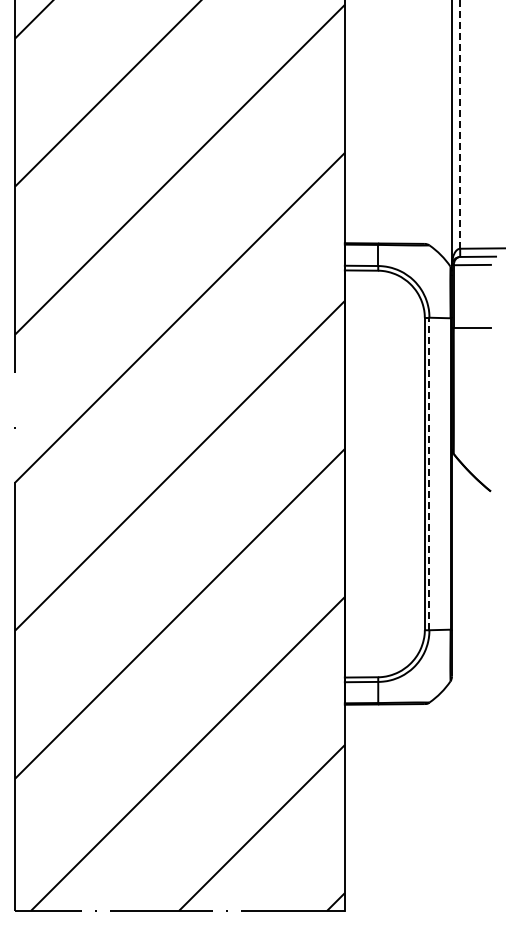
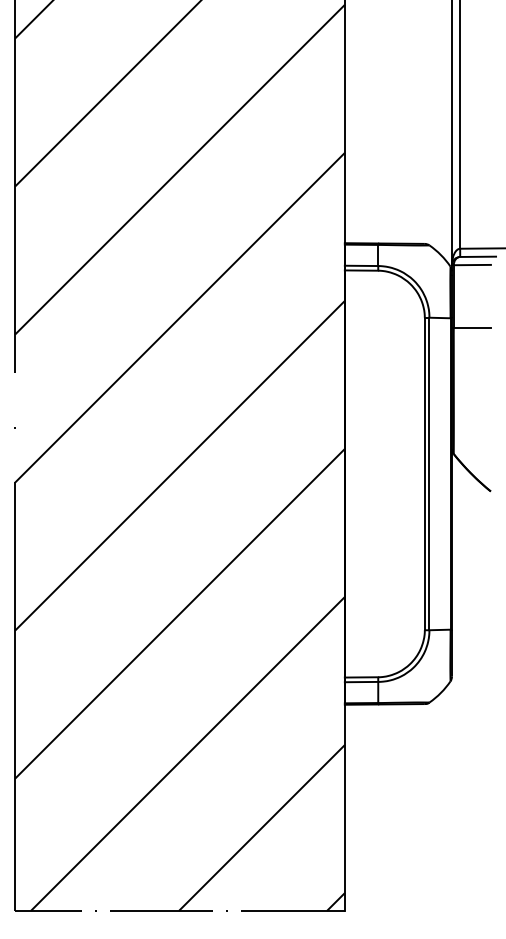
line: dashed -> solid (460, 124)
line: dashed -> solid (429, 473)
